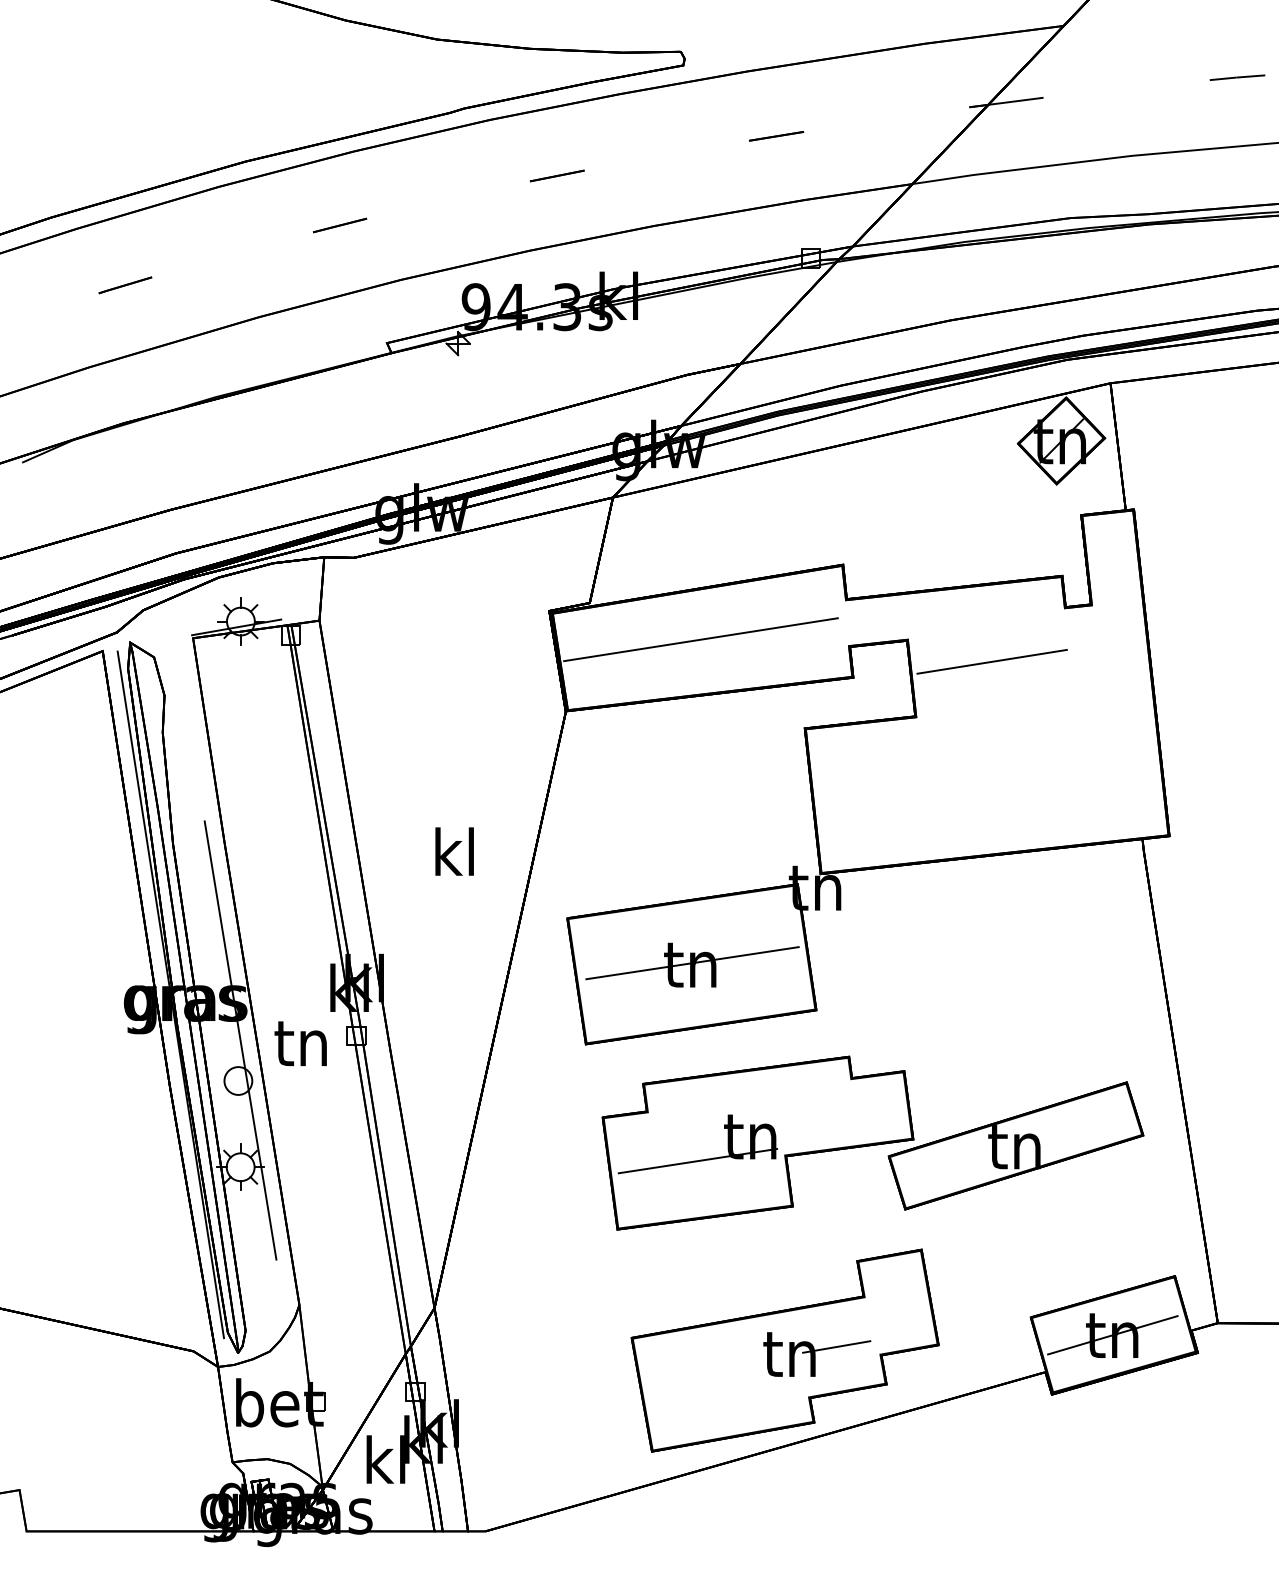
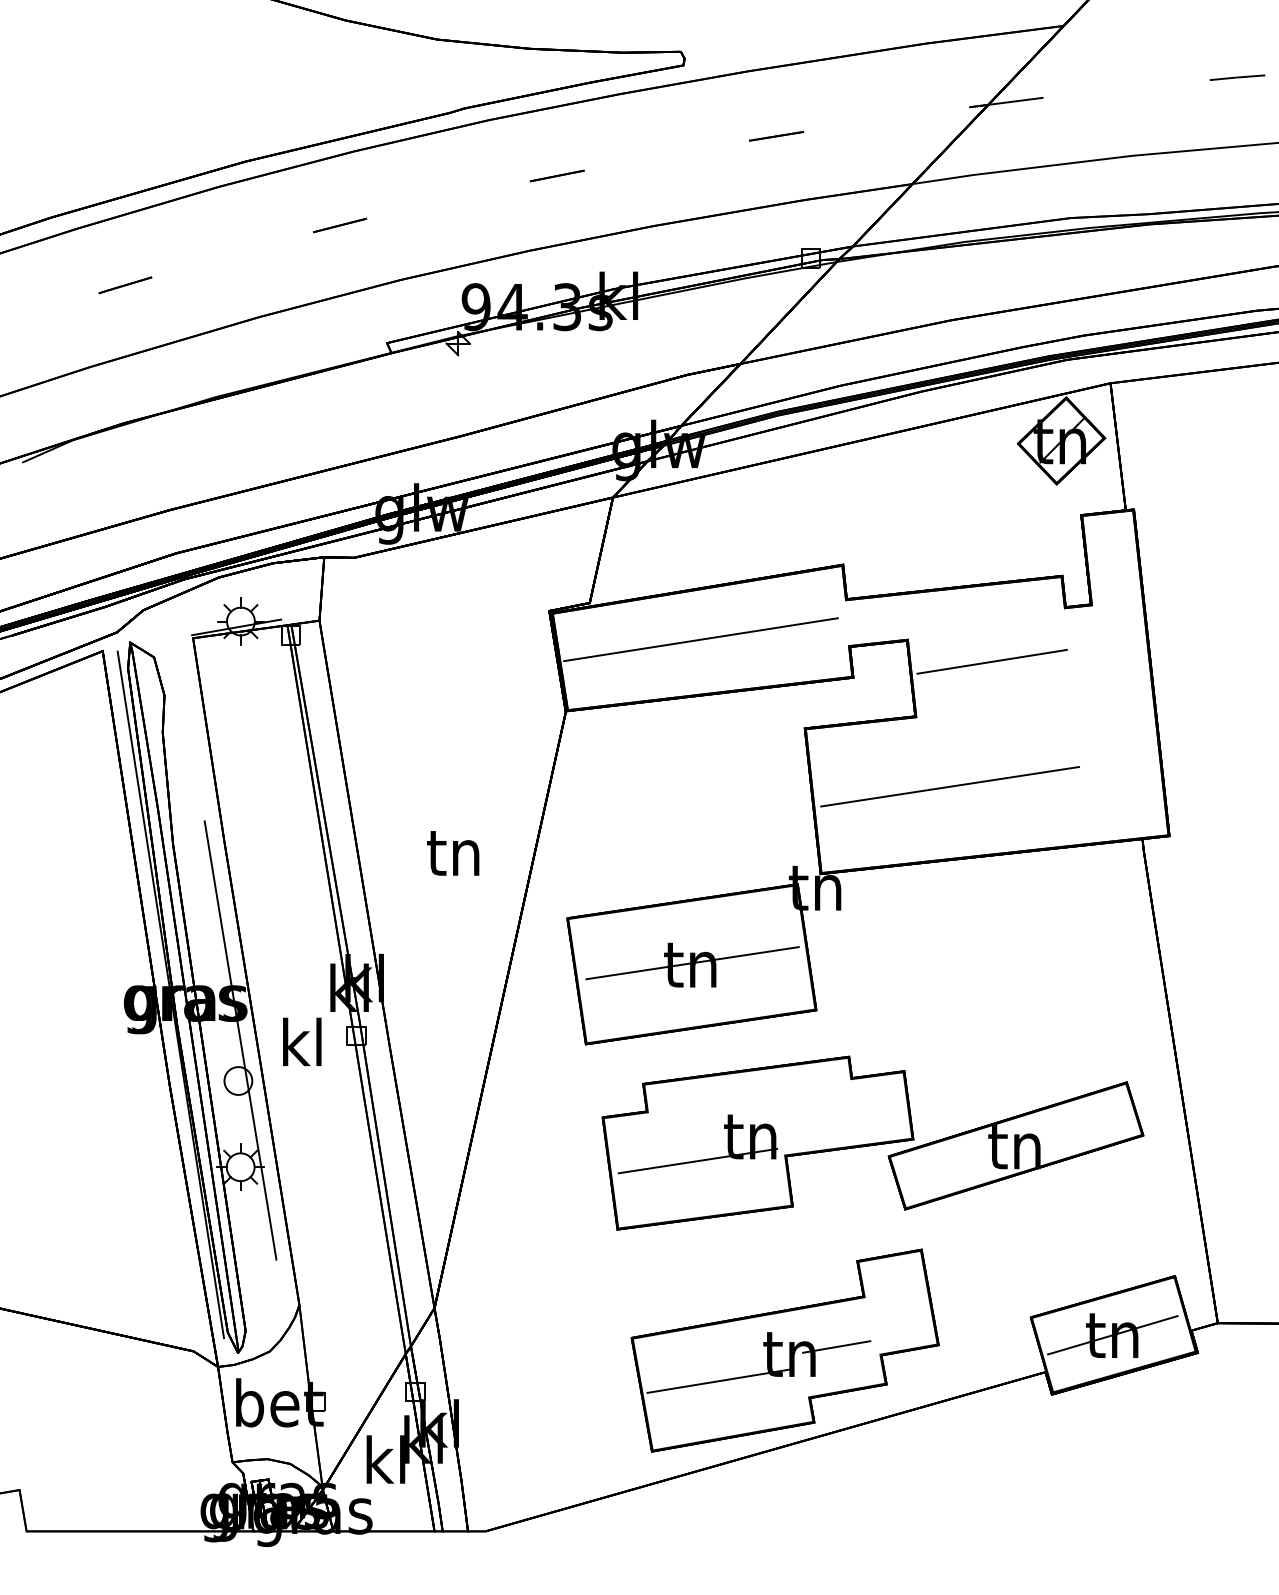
line: none -> present (950, 786)
text: kl -> tn (453, 851)
text: tn -> kl (300, 1041)
line: none -> present (719, 1380)
